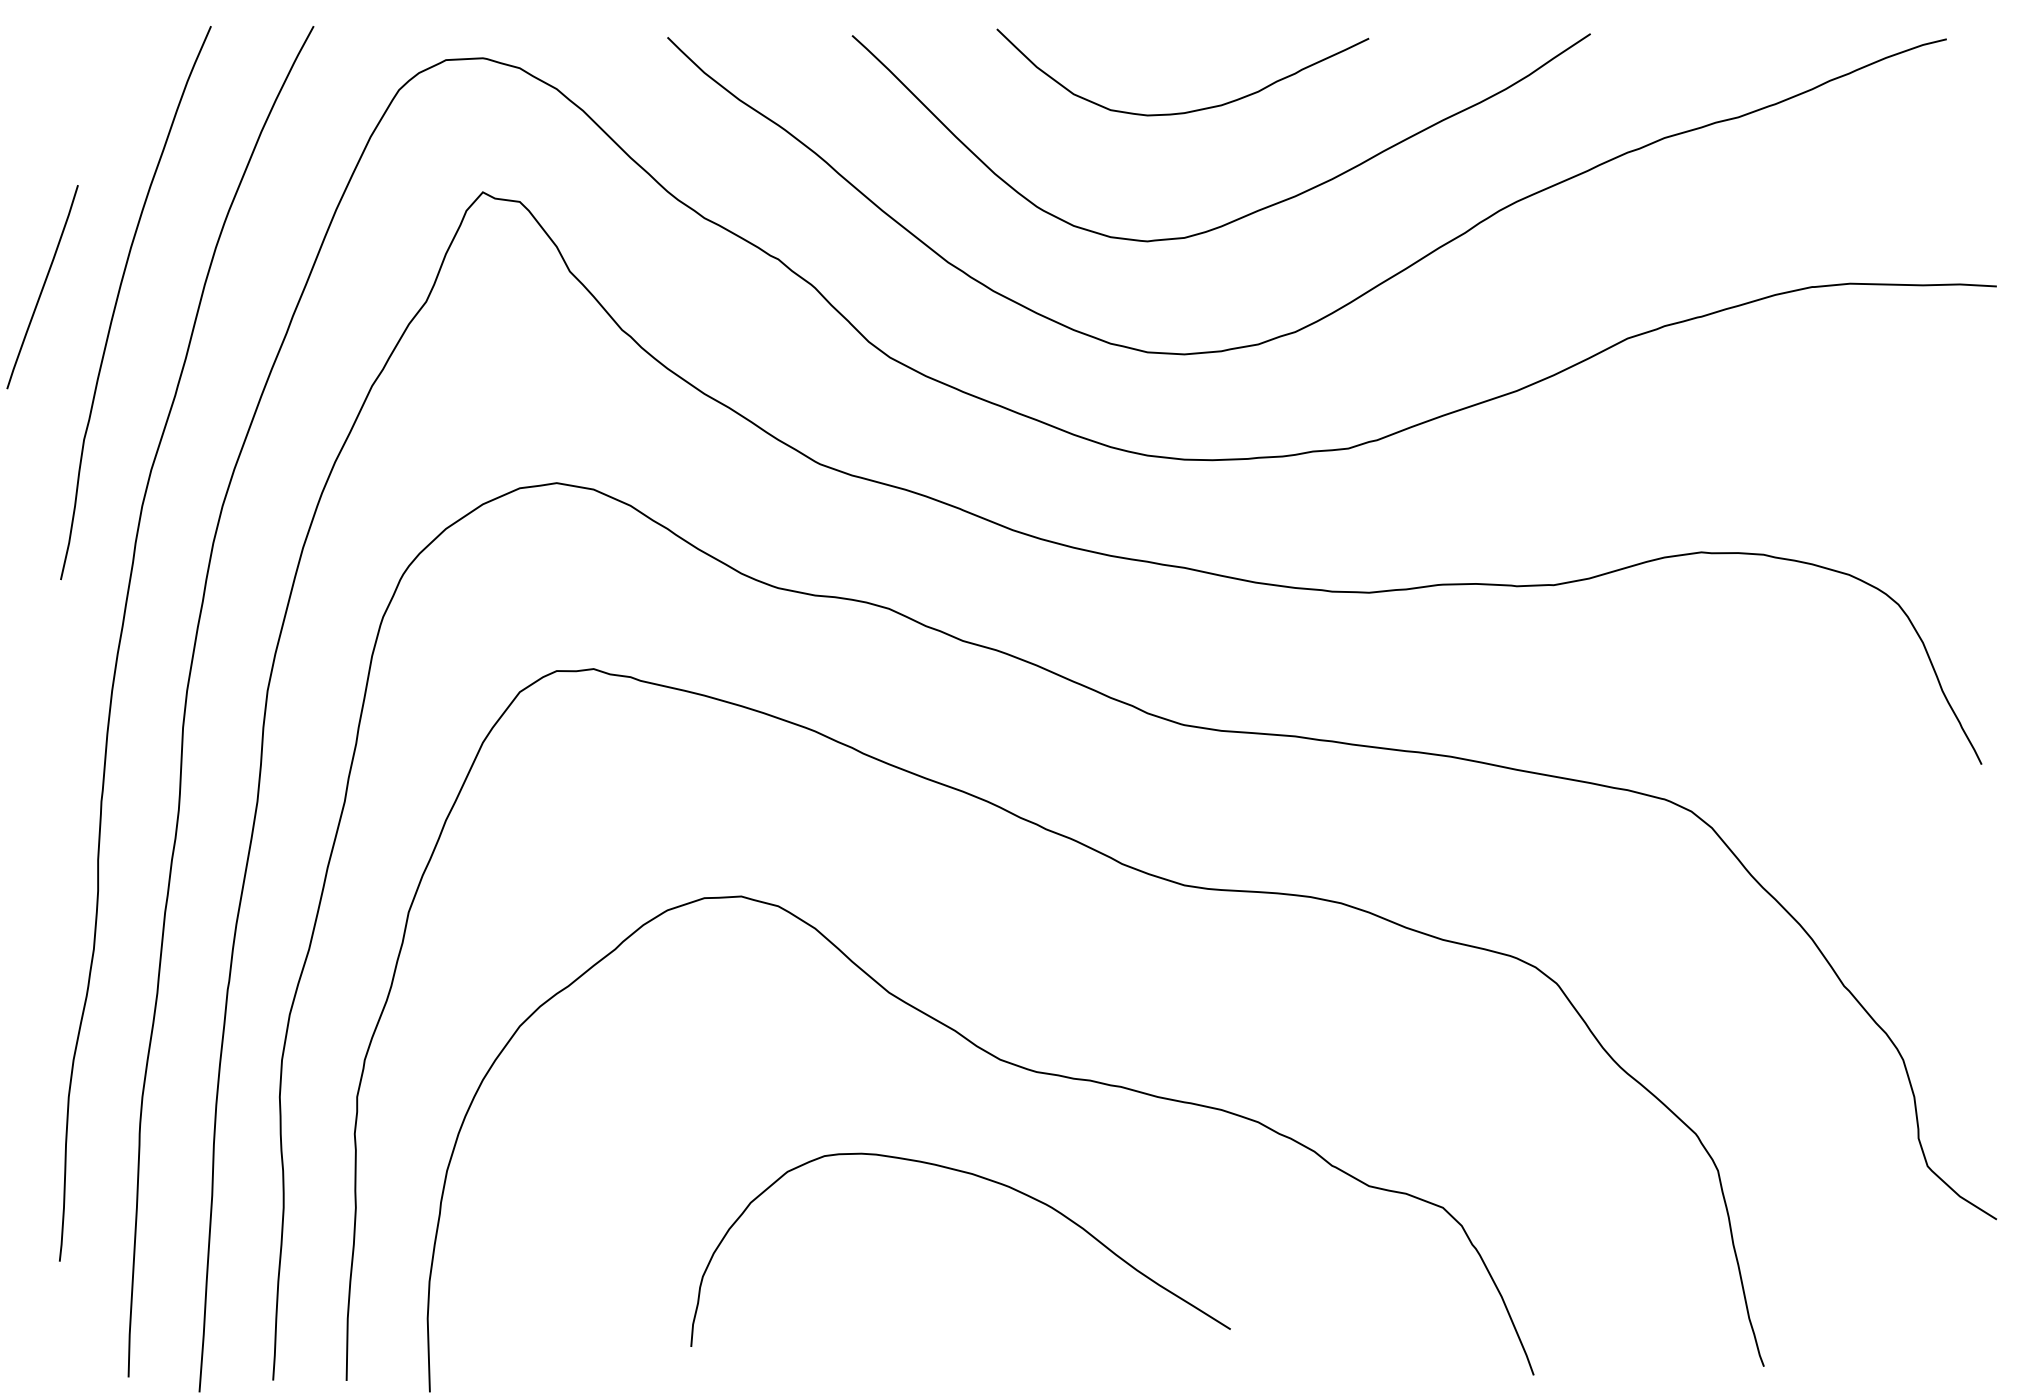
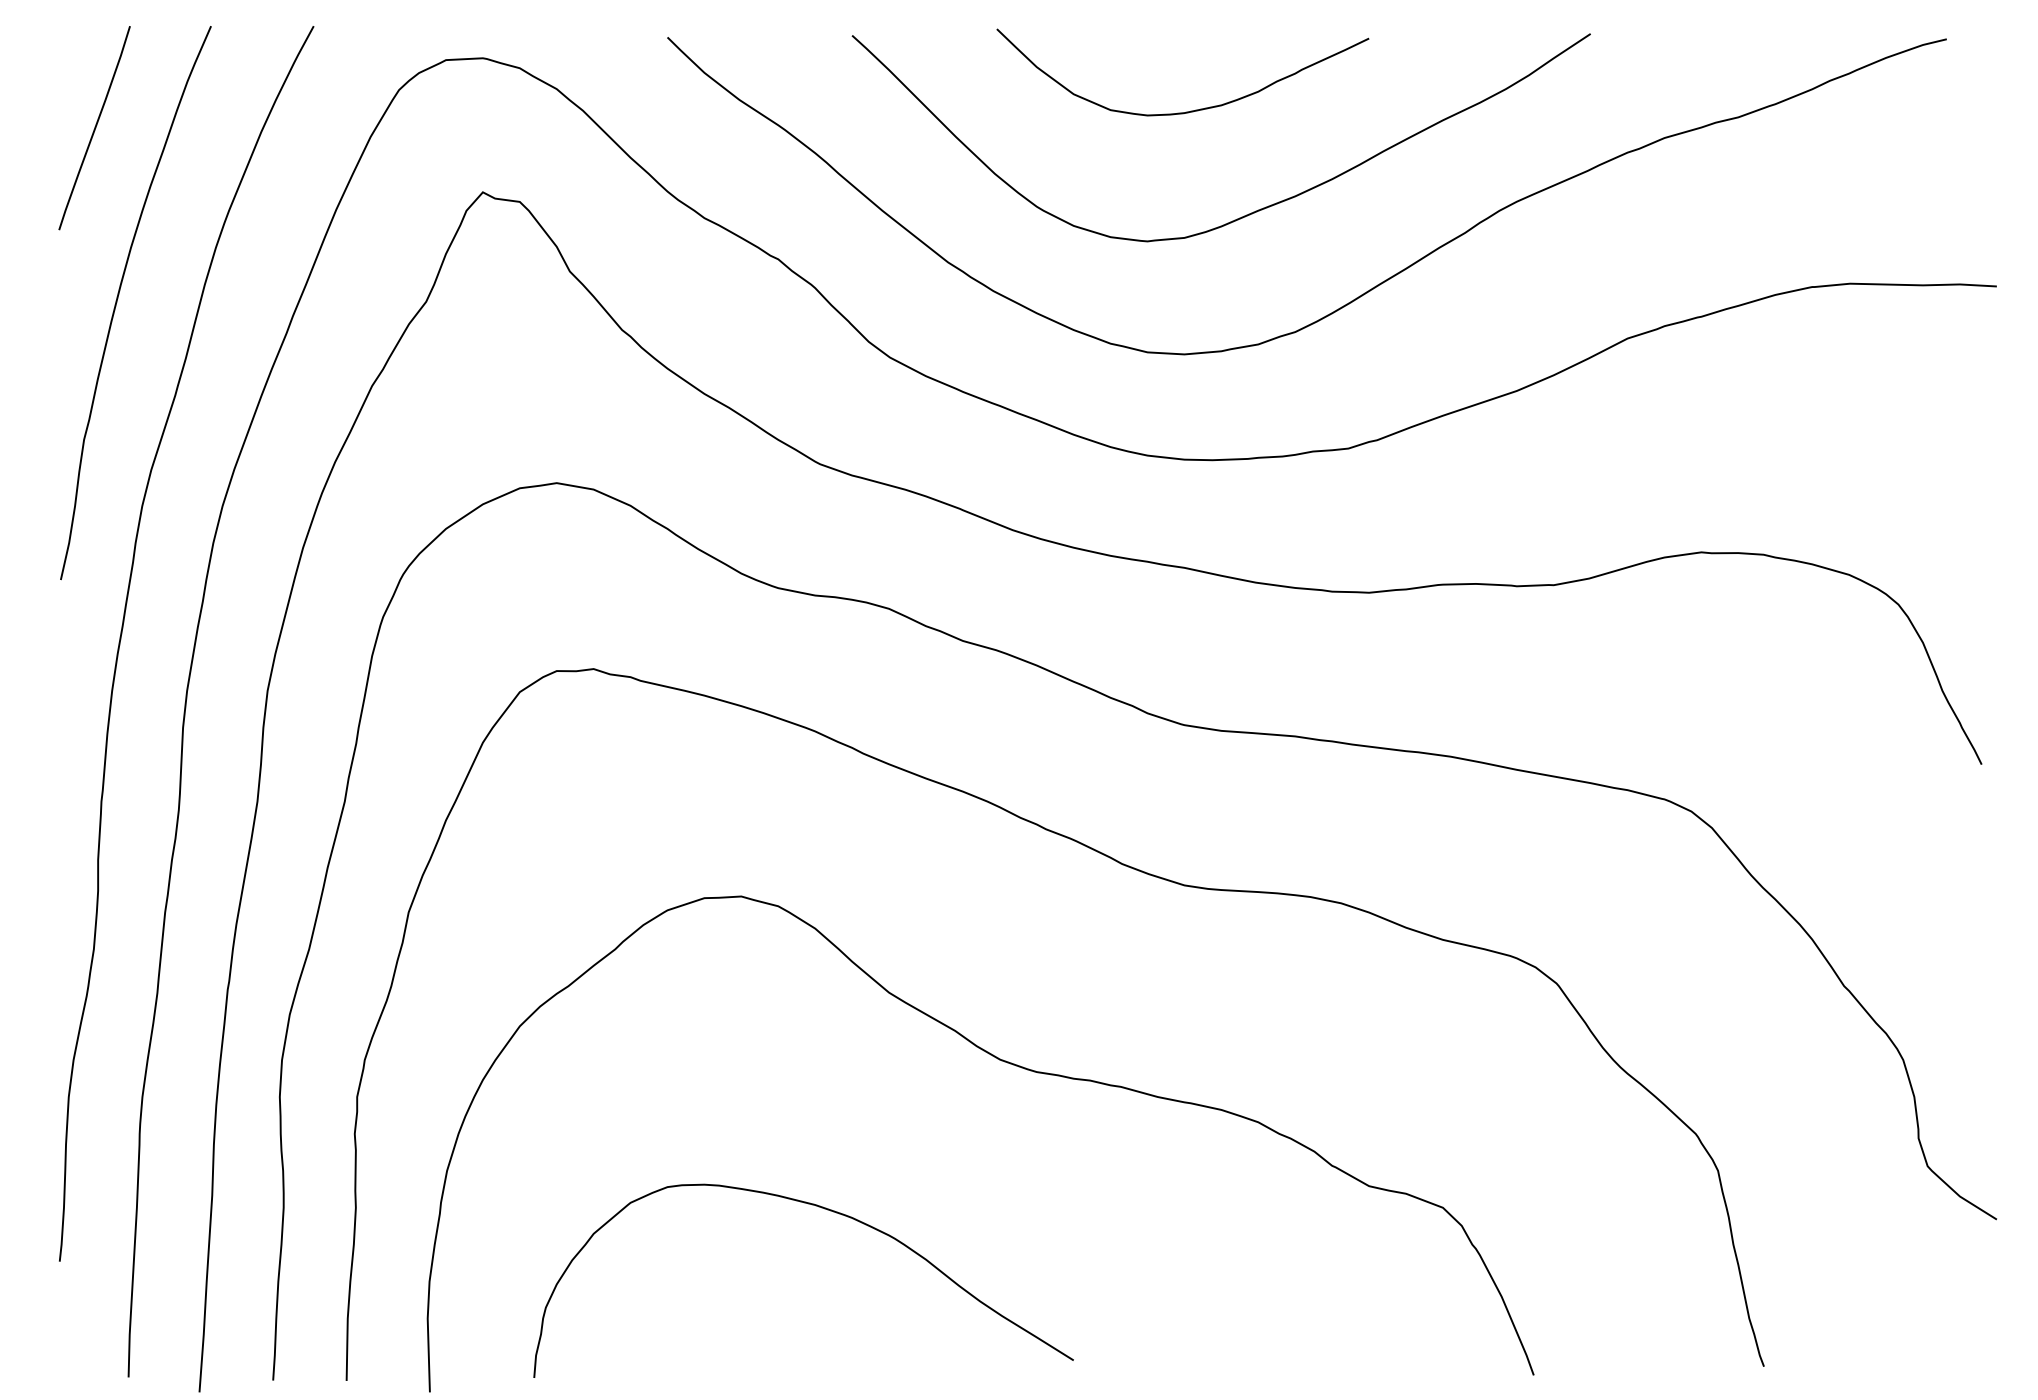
curve position: (42, 287) -> (94, 128) (94, 128)
curve position: (984, 1179) -> (827, 1210) (827, 1210)
